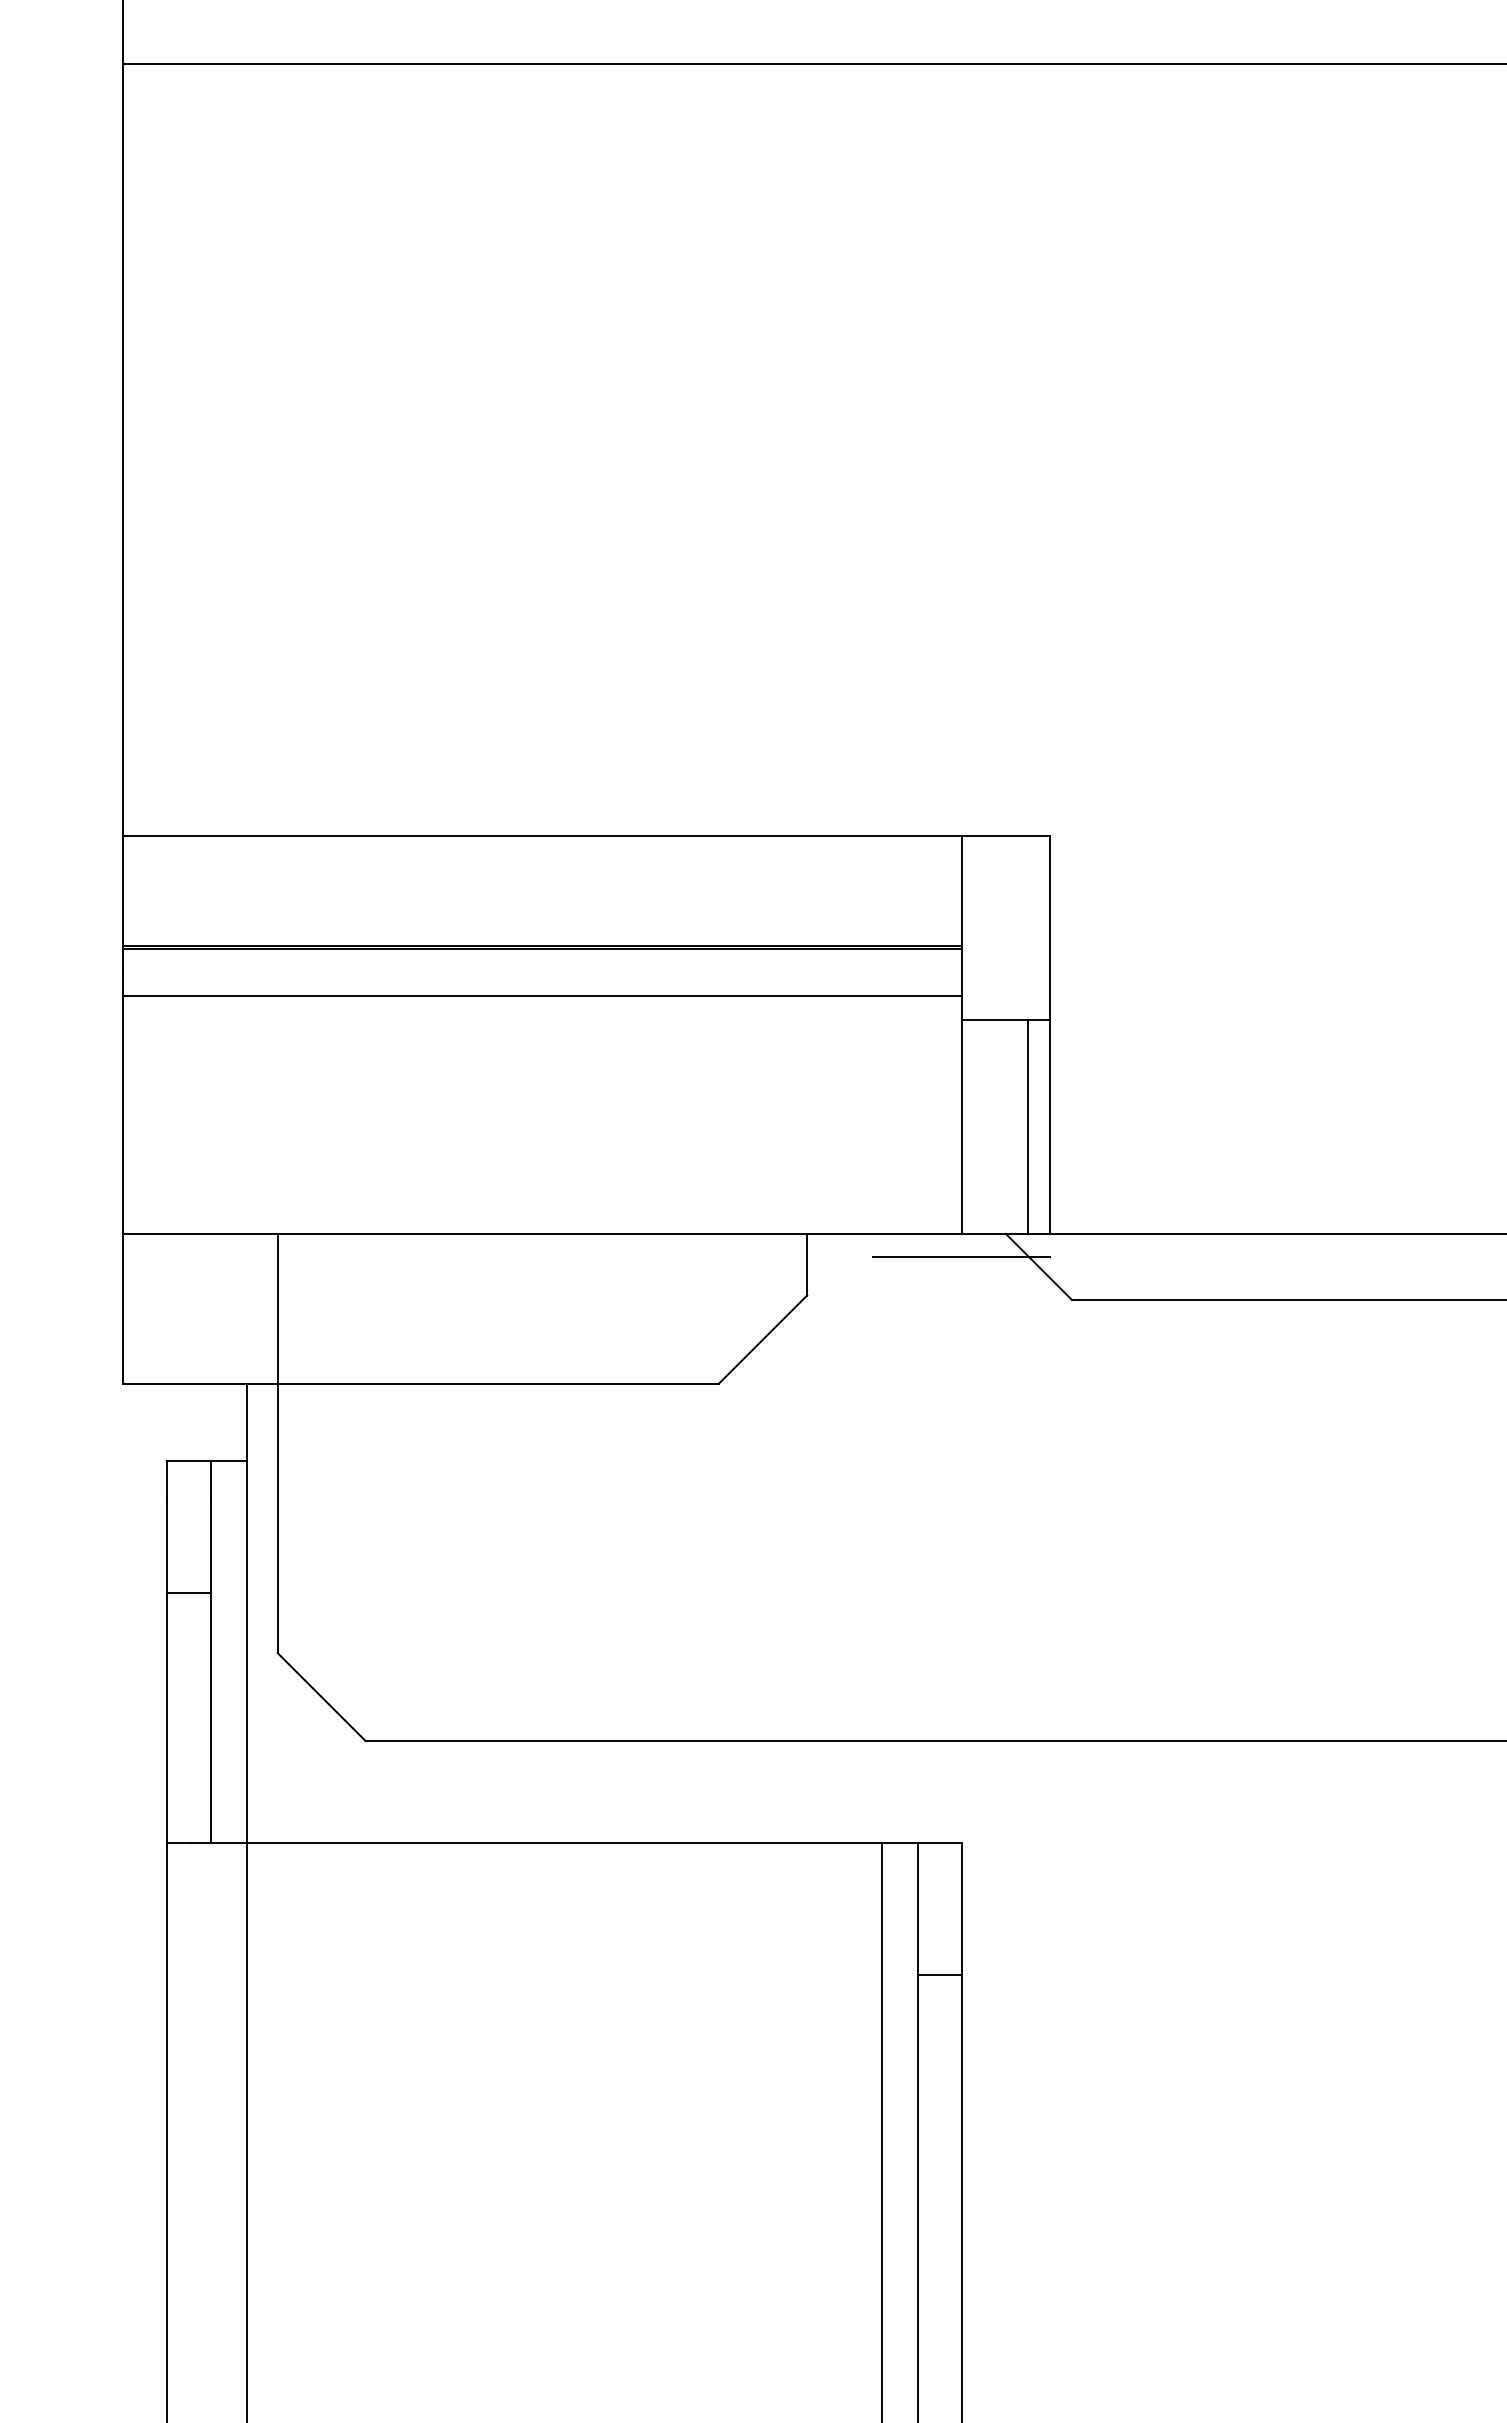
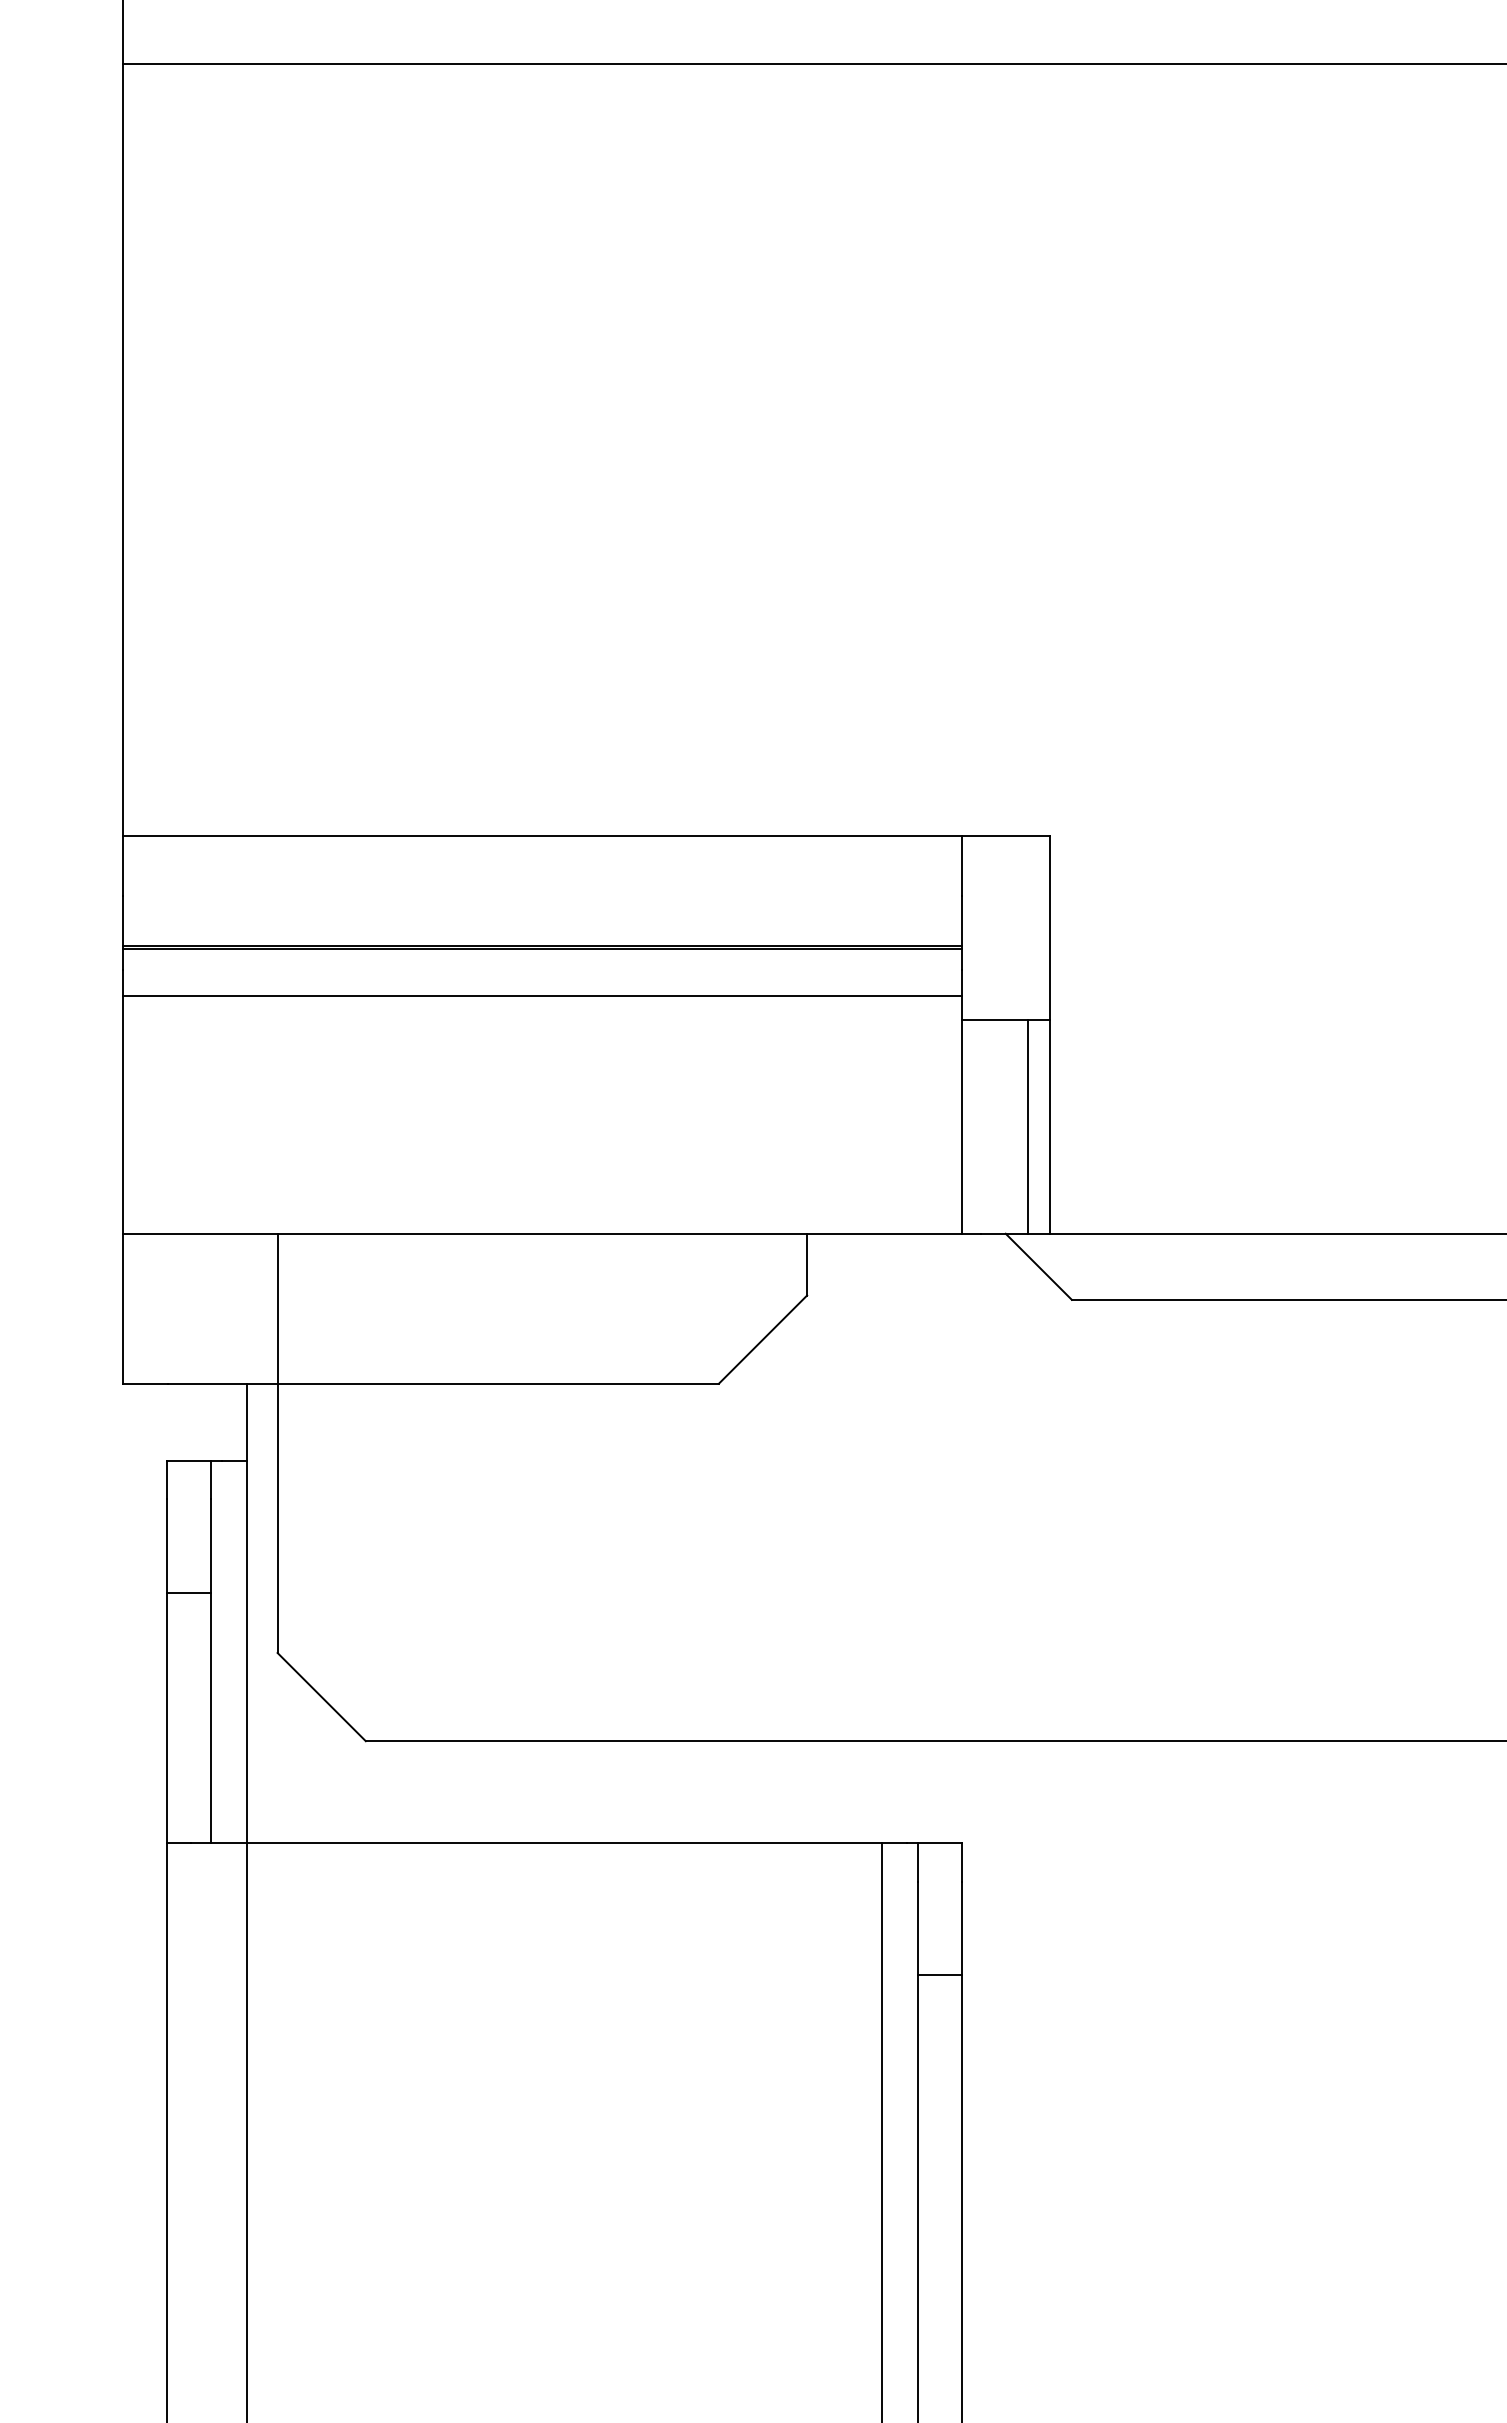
line: present -> none (961, 1256)
